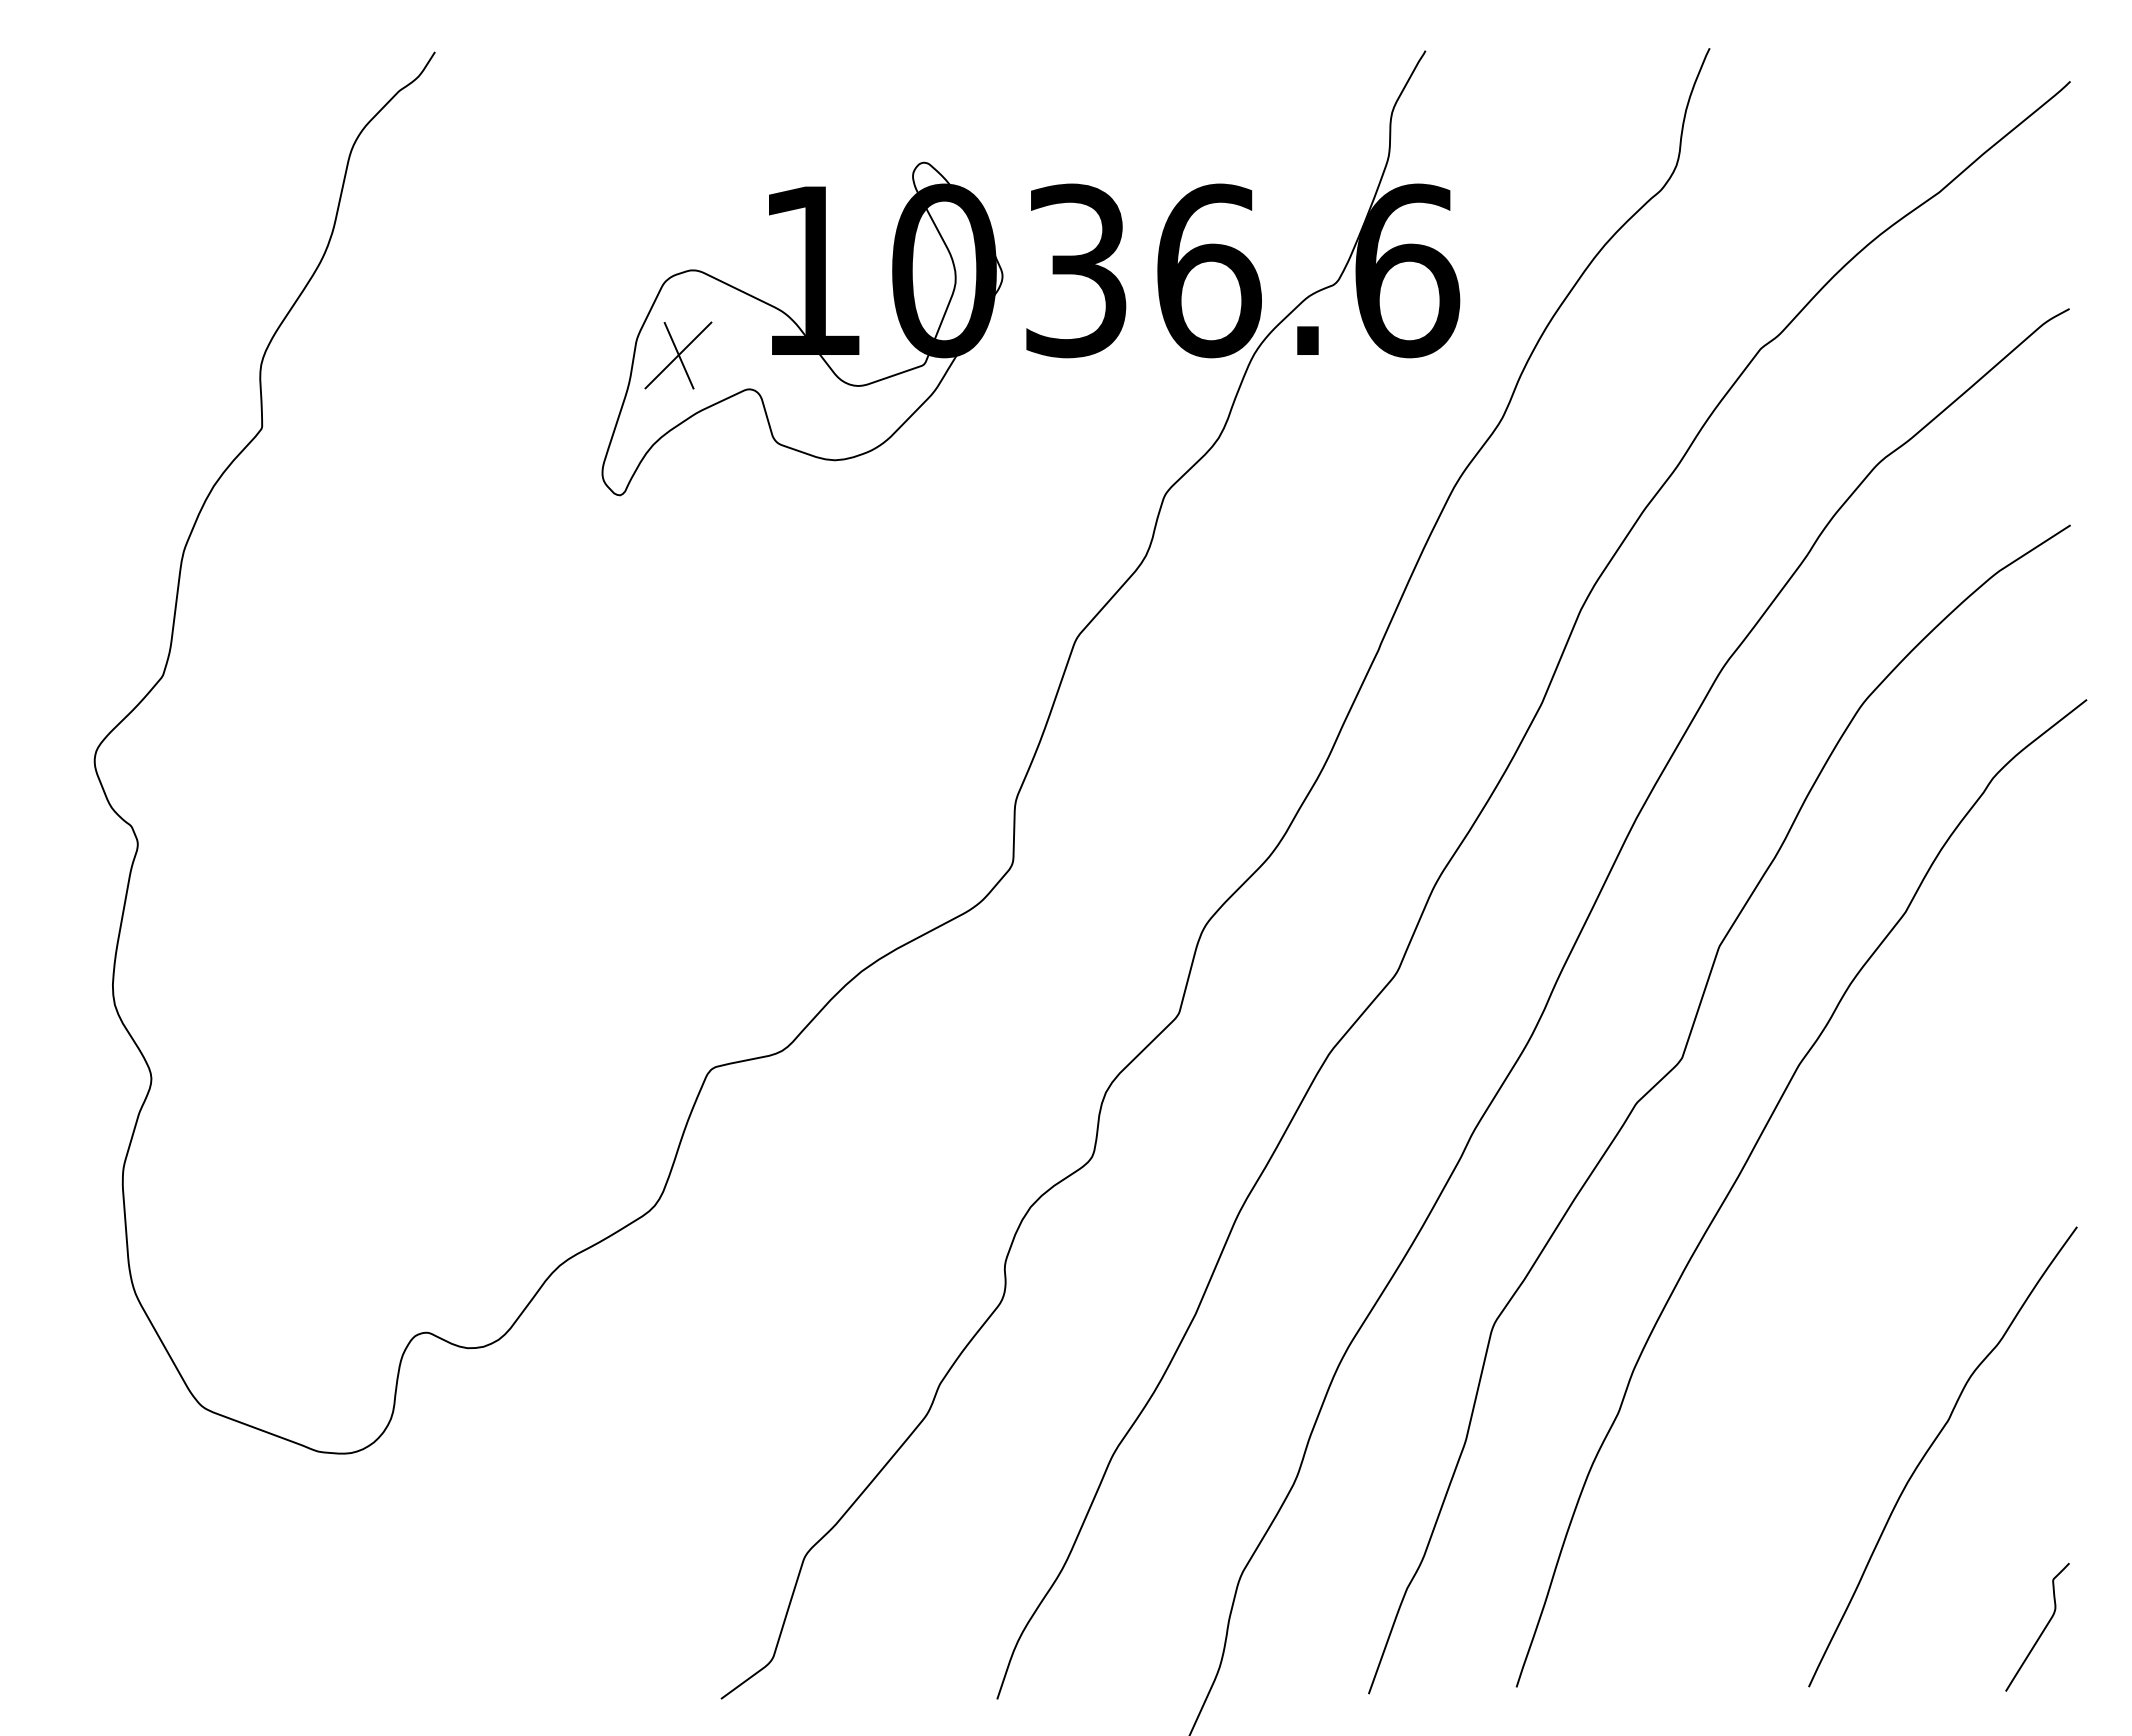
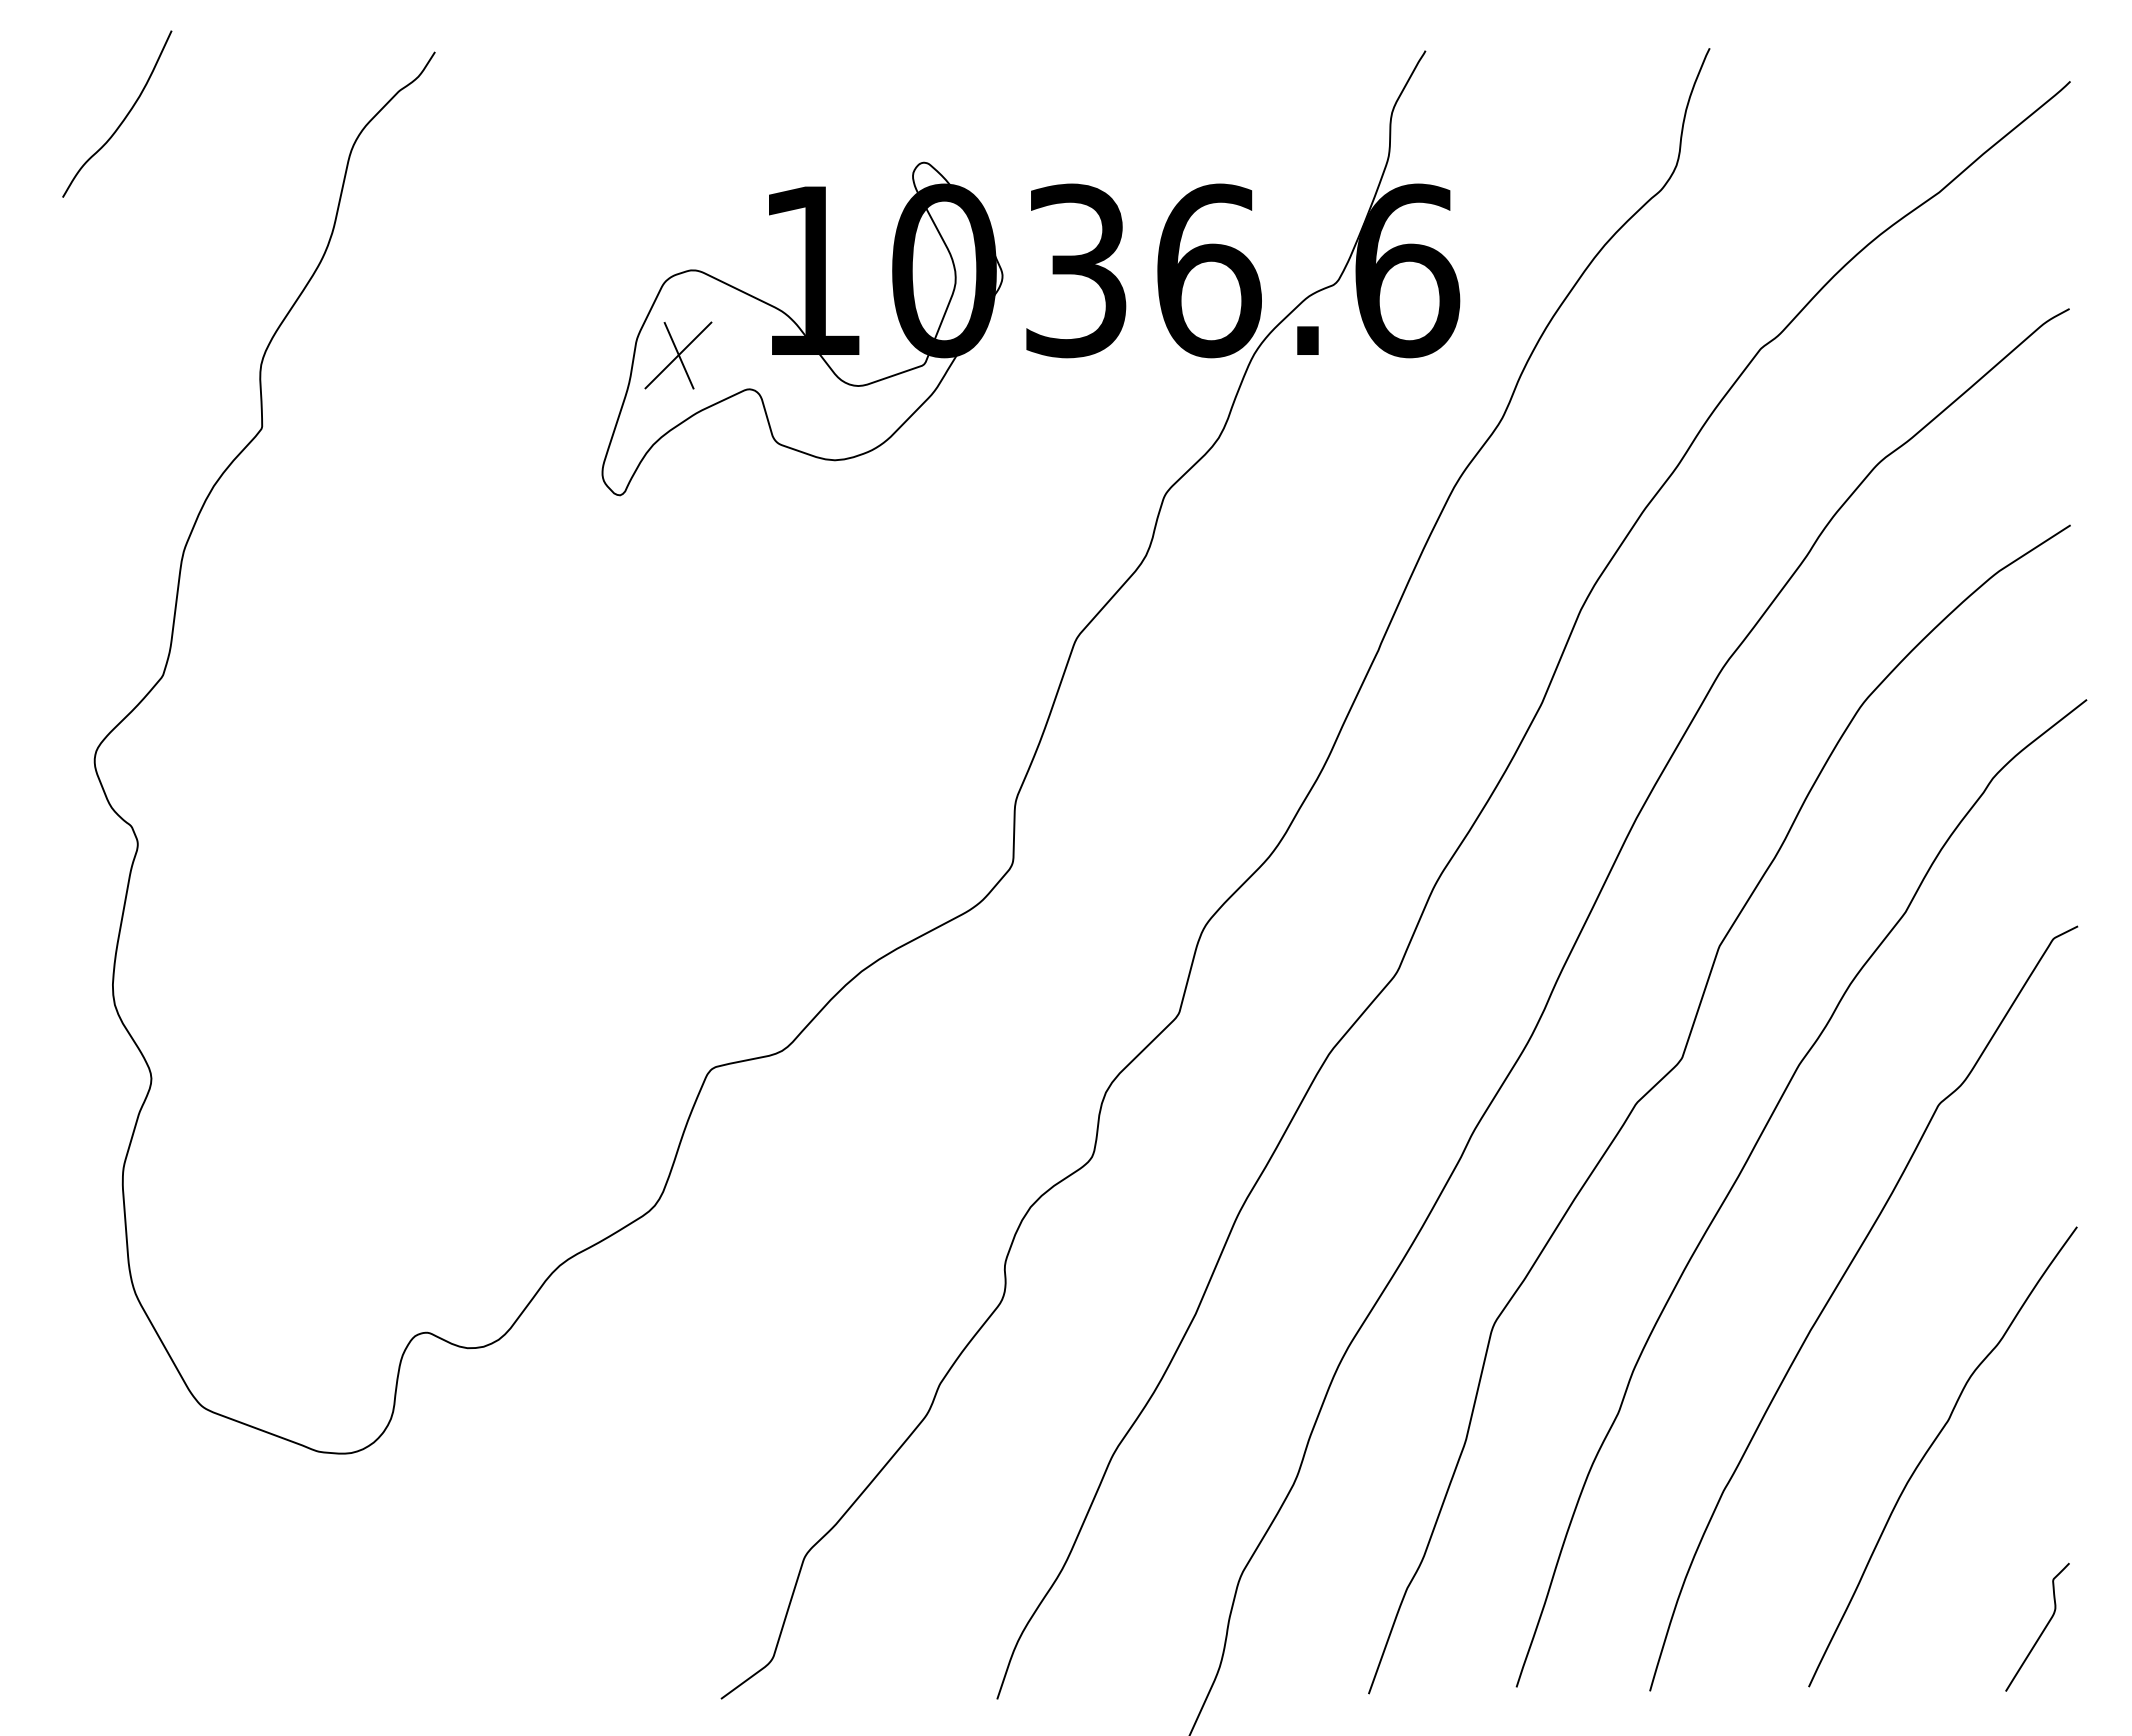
curve: none -> present (123, 118)
curve: none -> present (1835, 1291)
